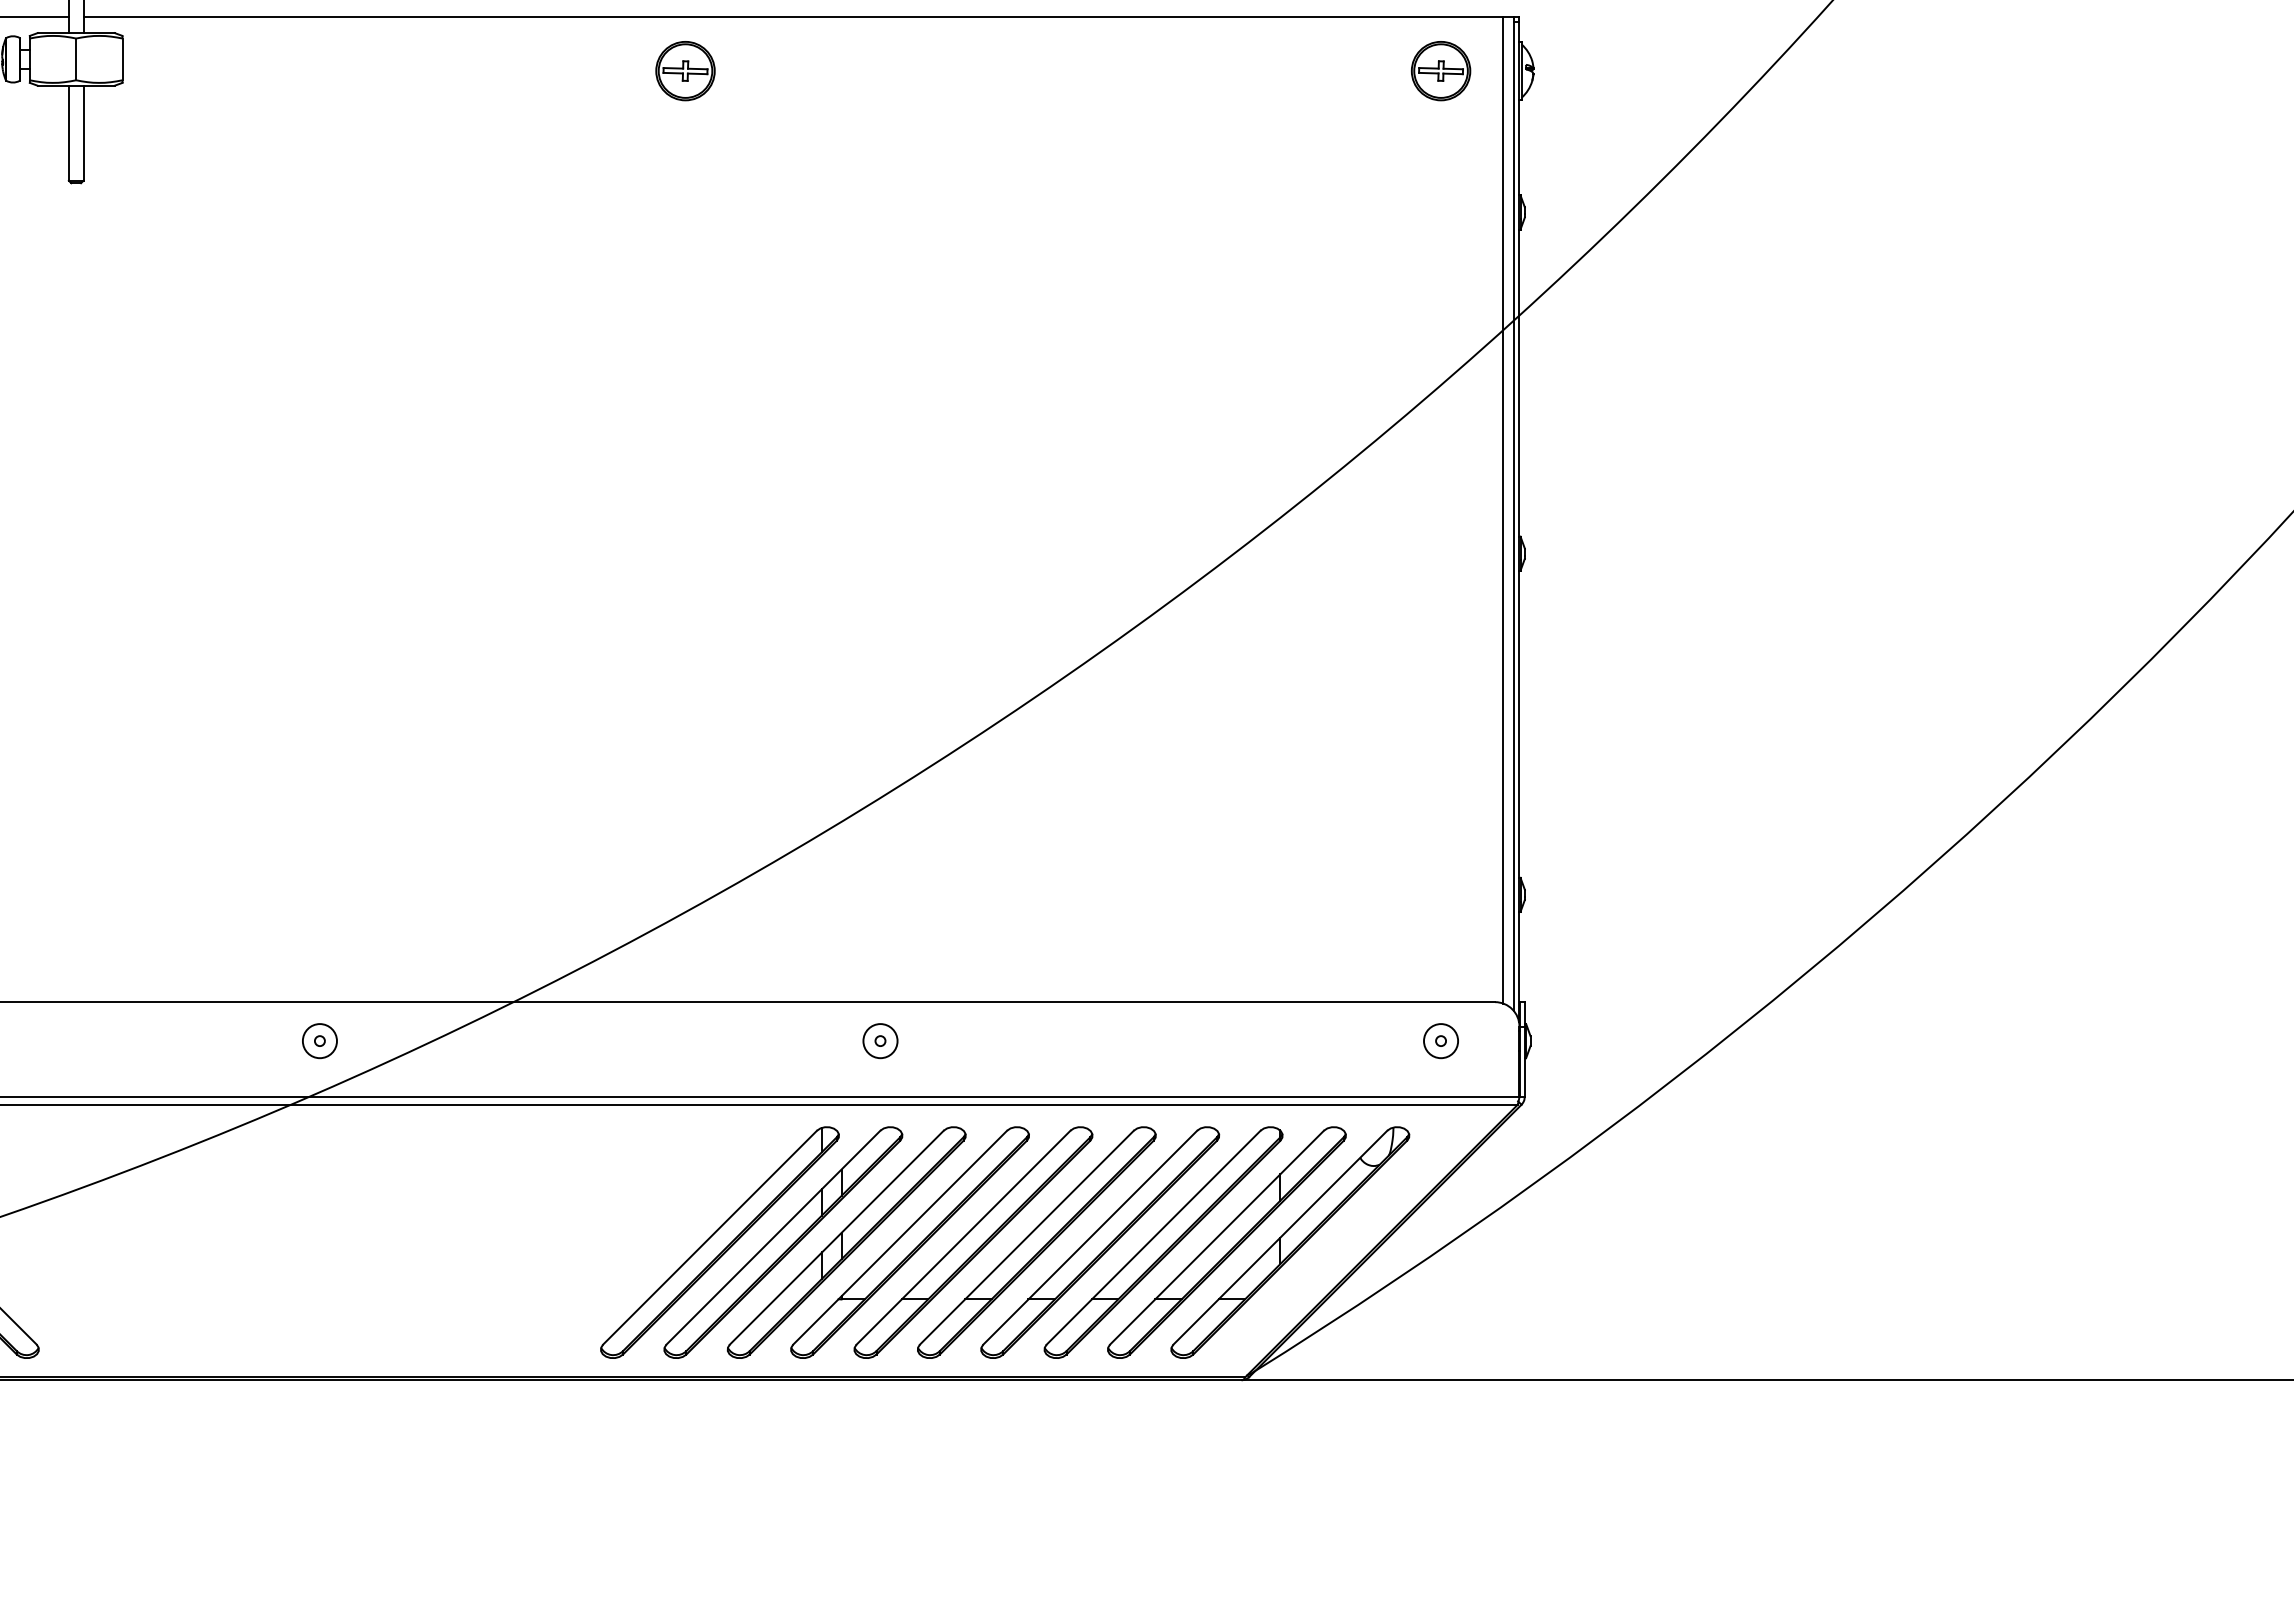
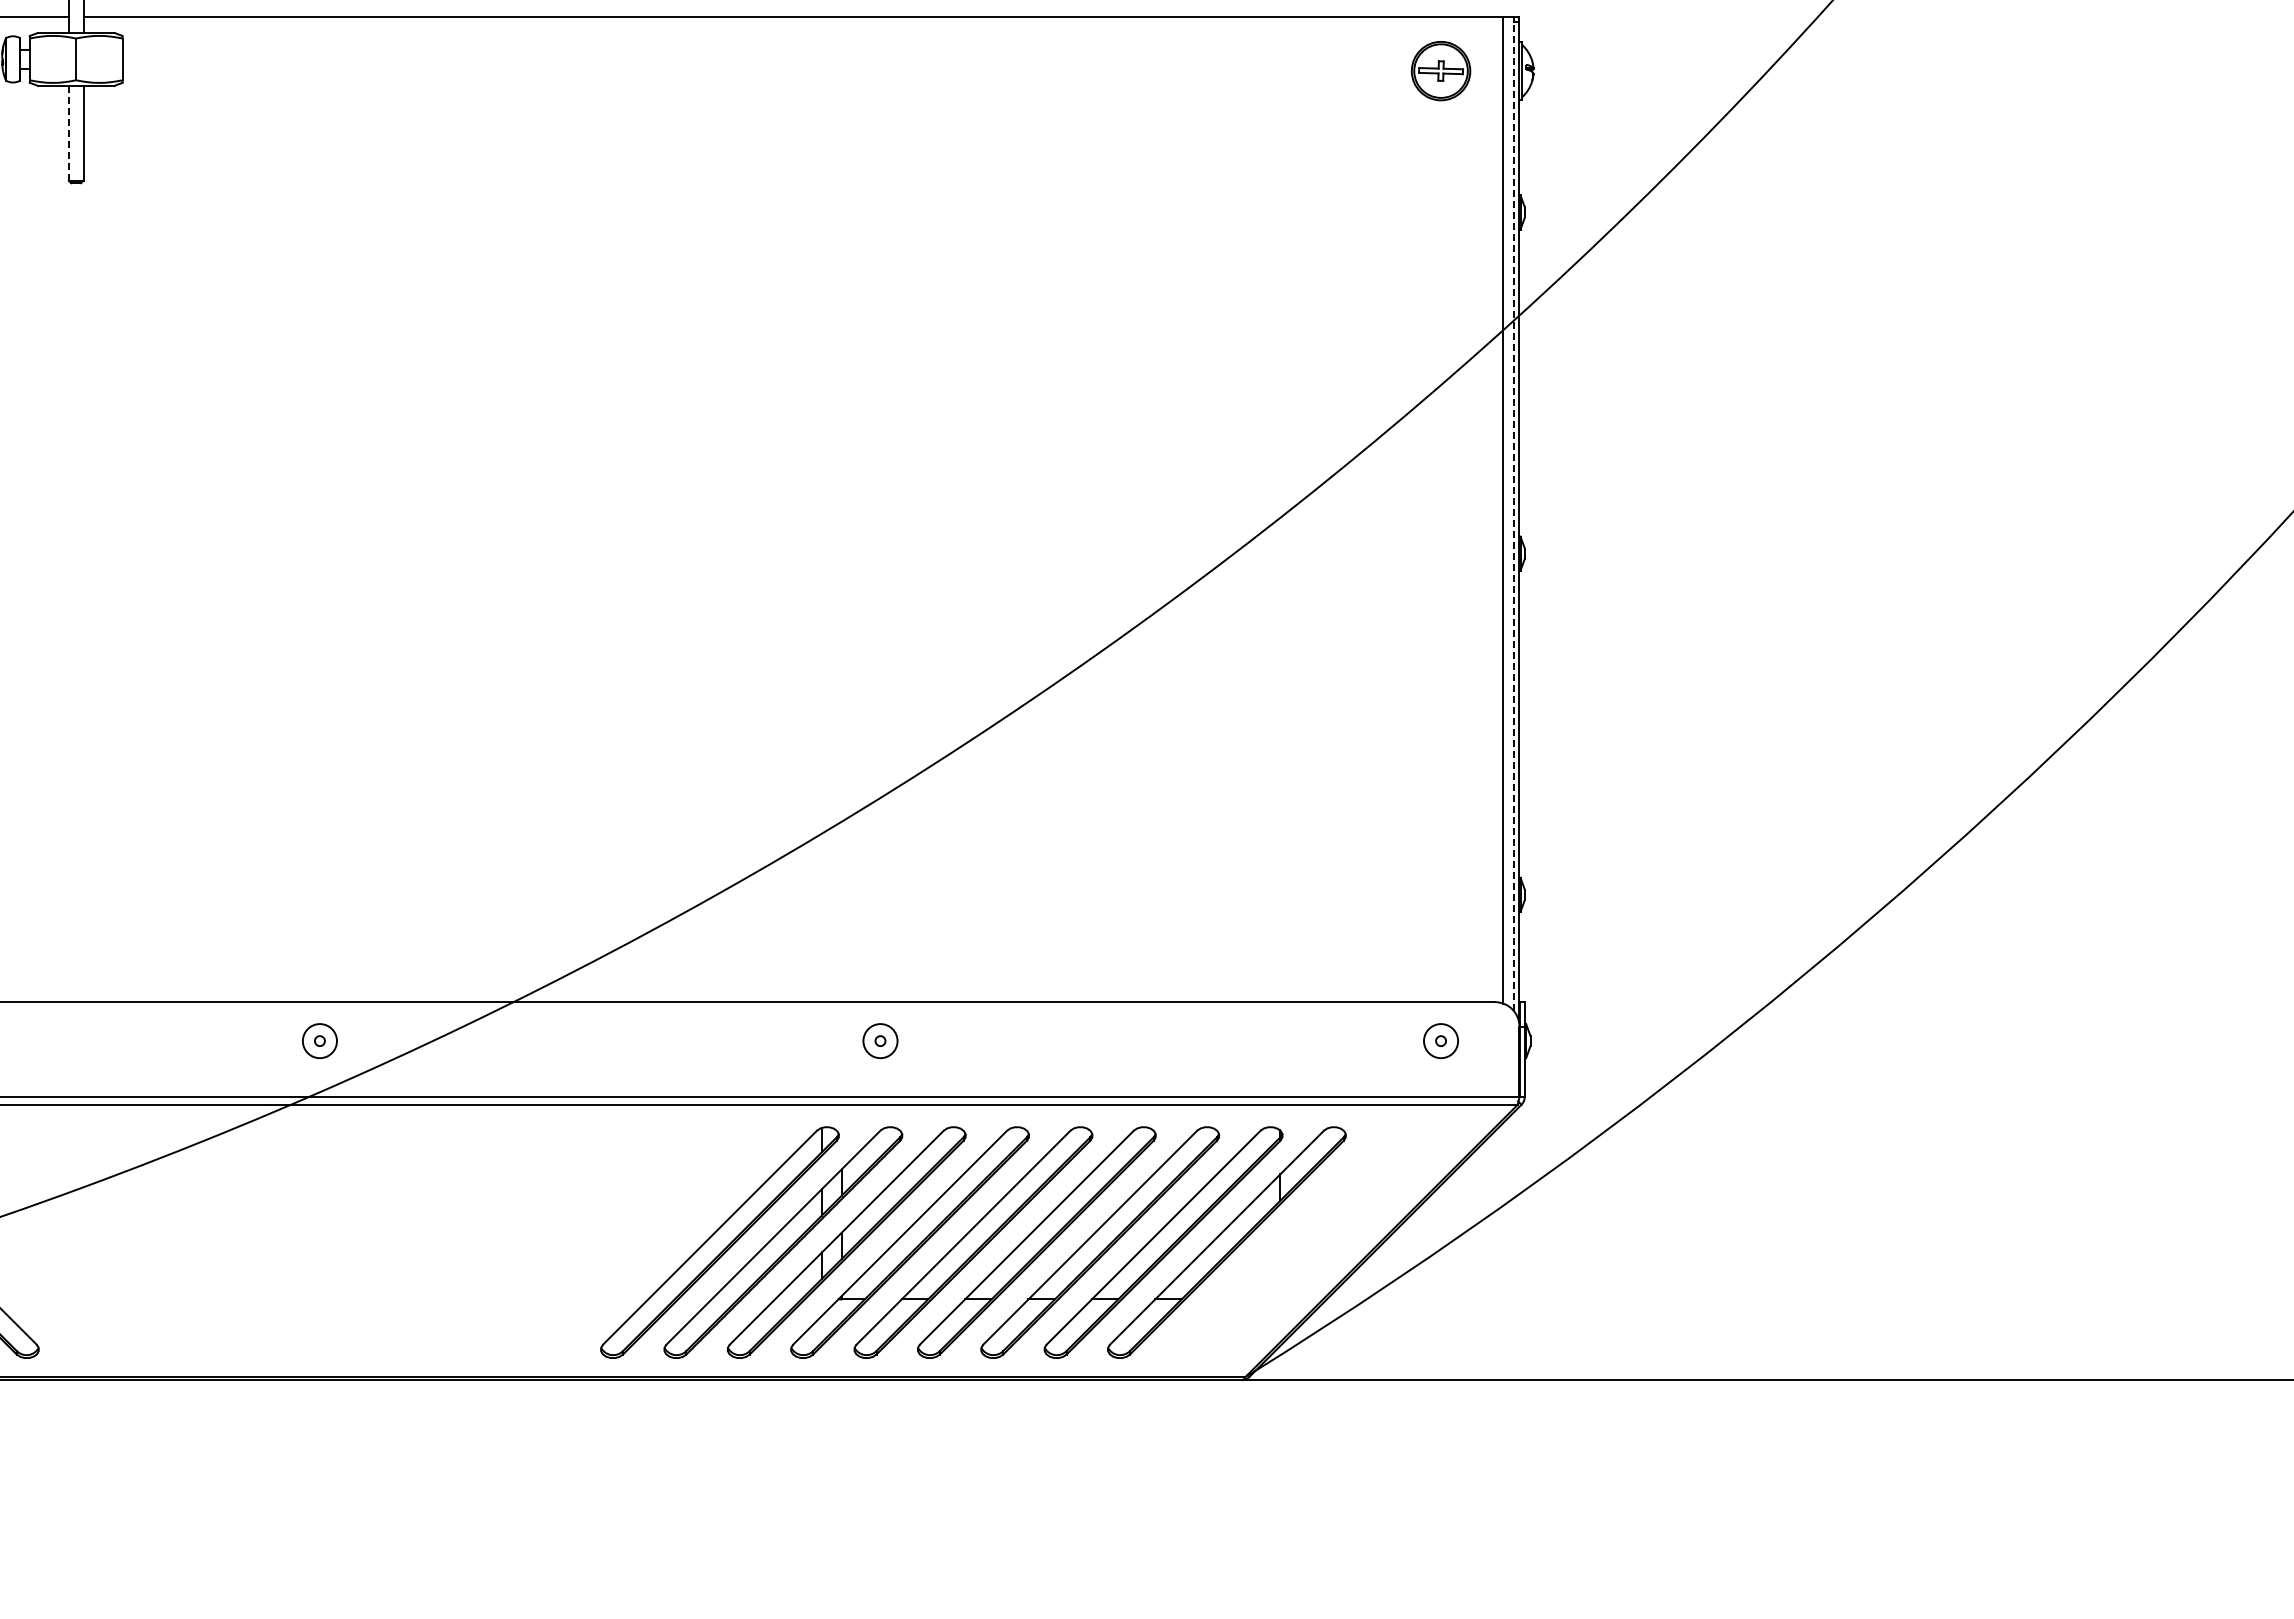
part: present -> none (685, 71)
line: solid -> dashed (68, 133)
line: solid -> dashed (1514, 516)
part: present -> none (1290, 1242)
